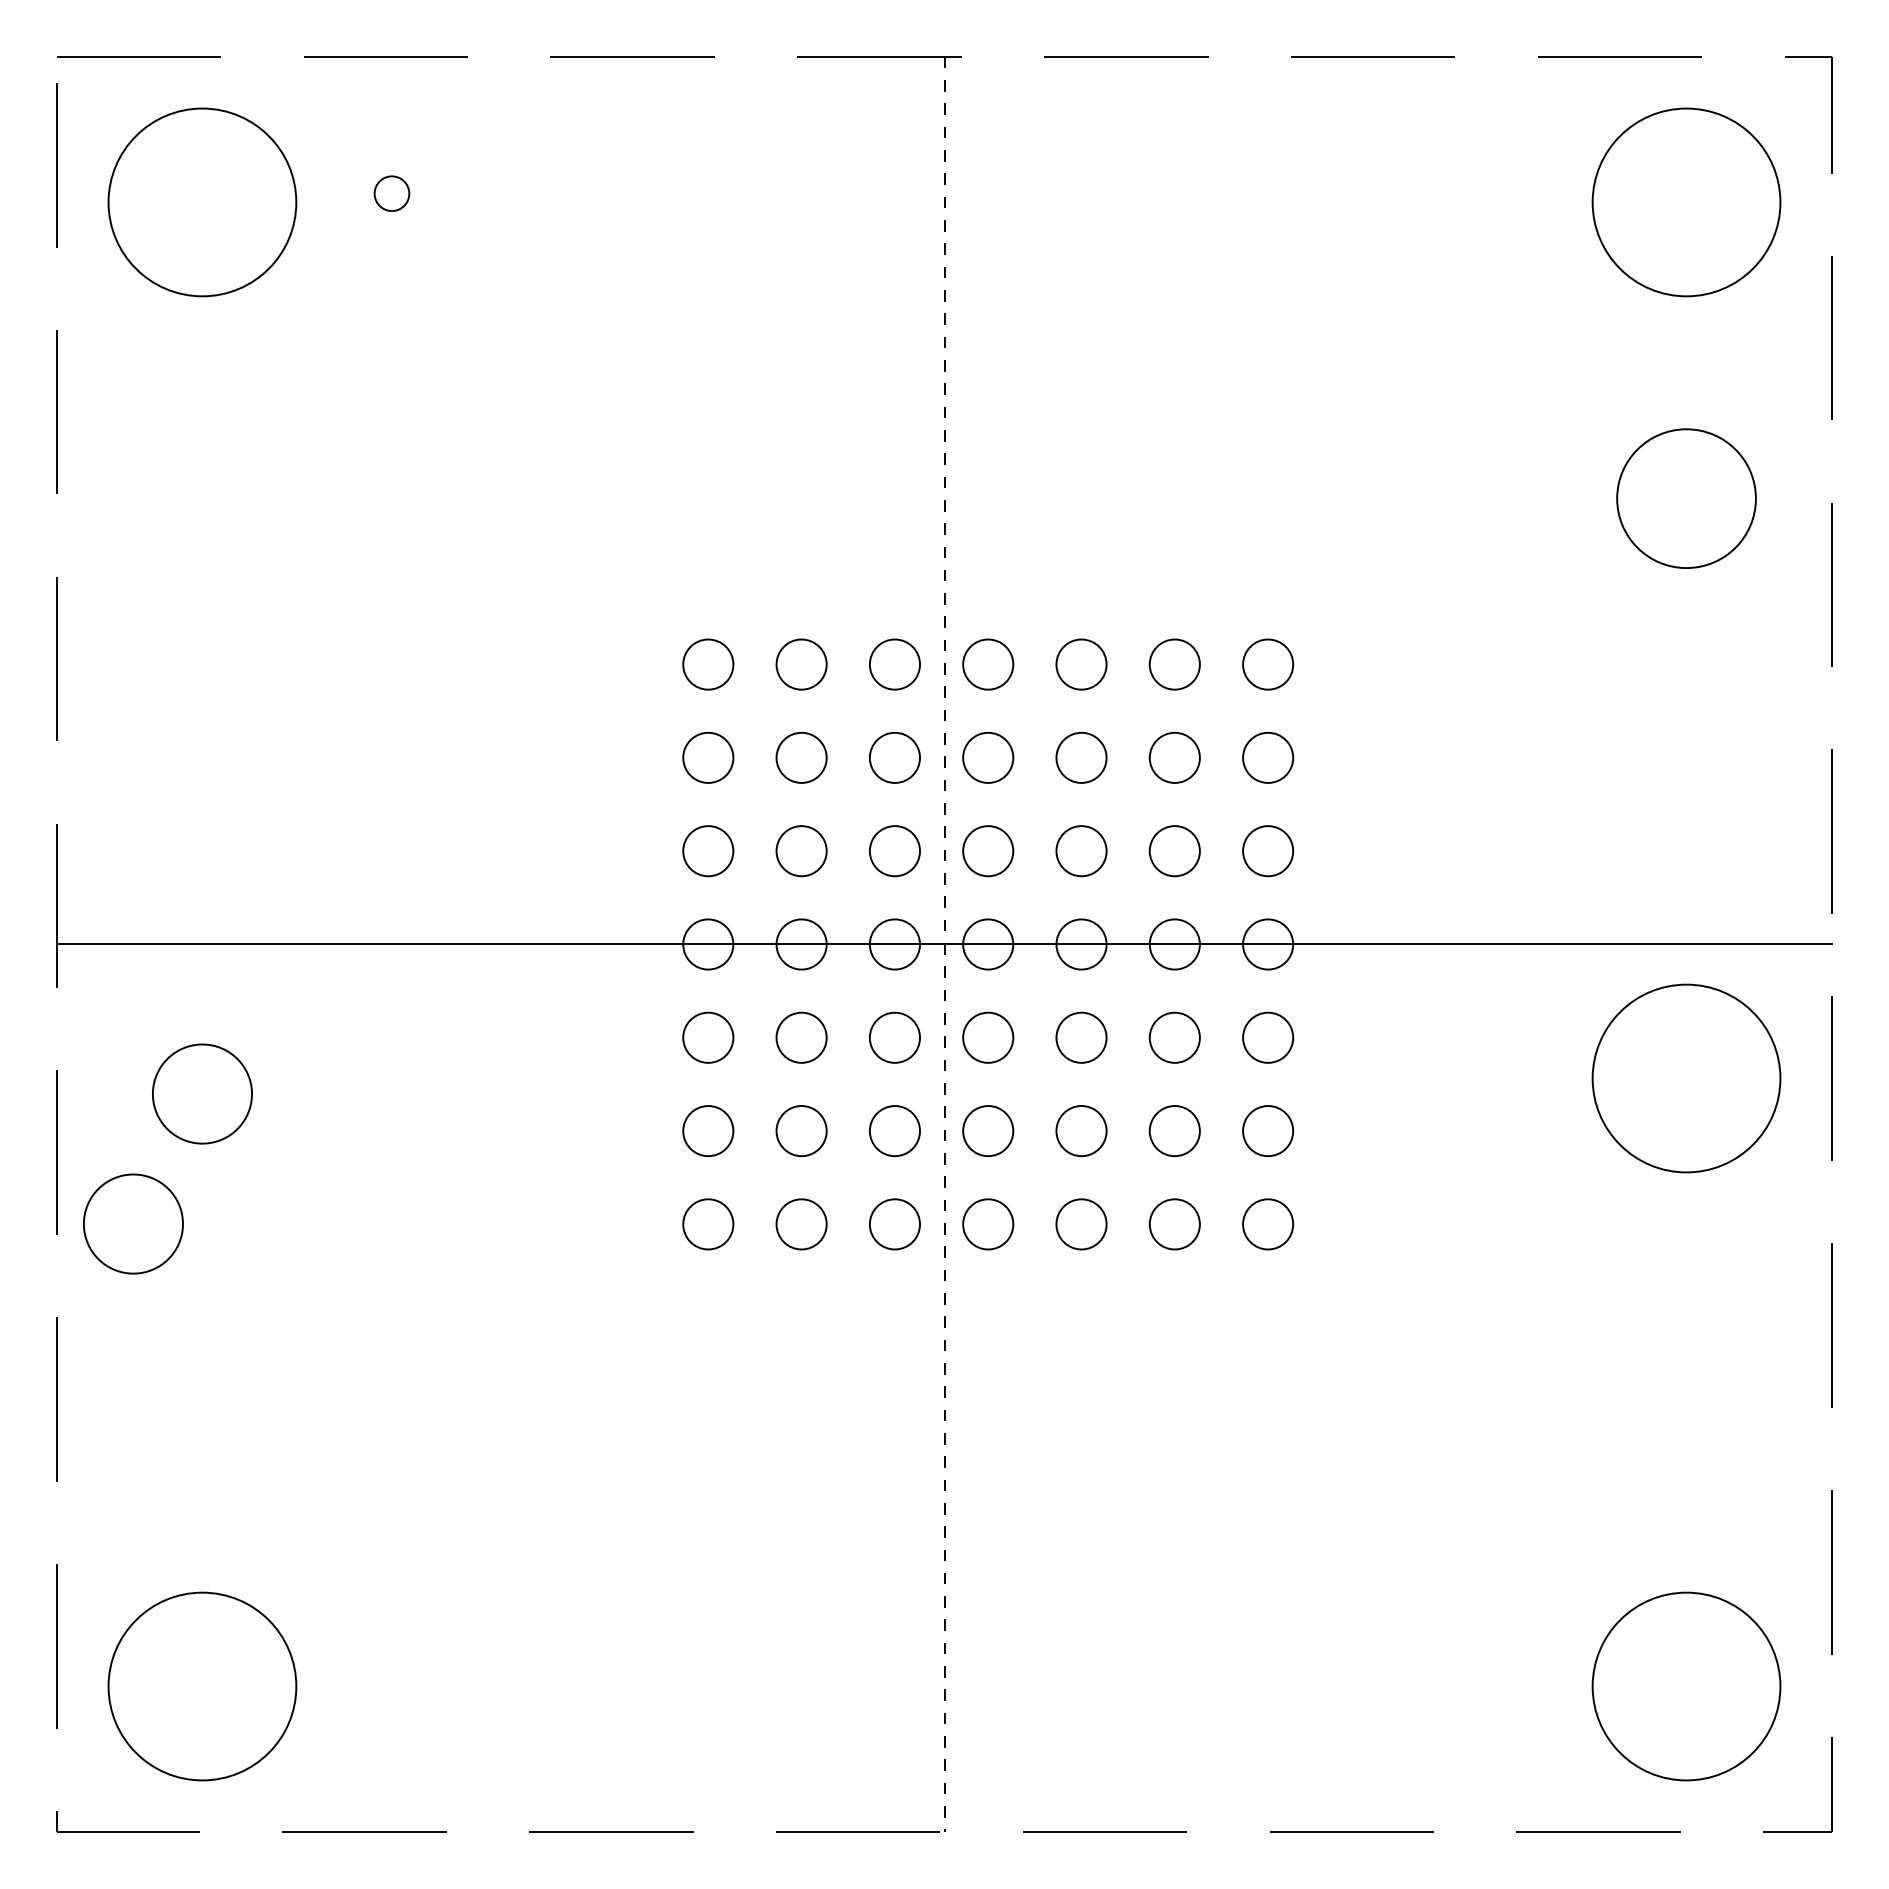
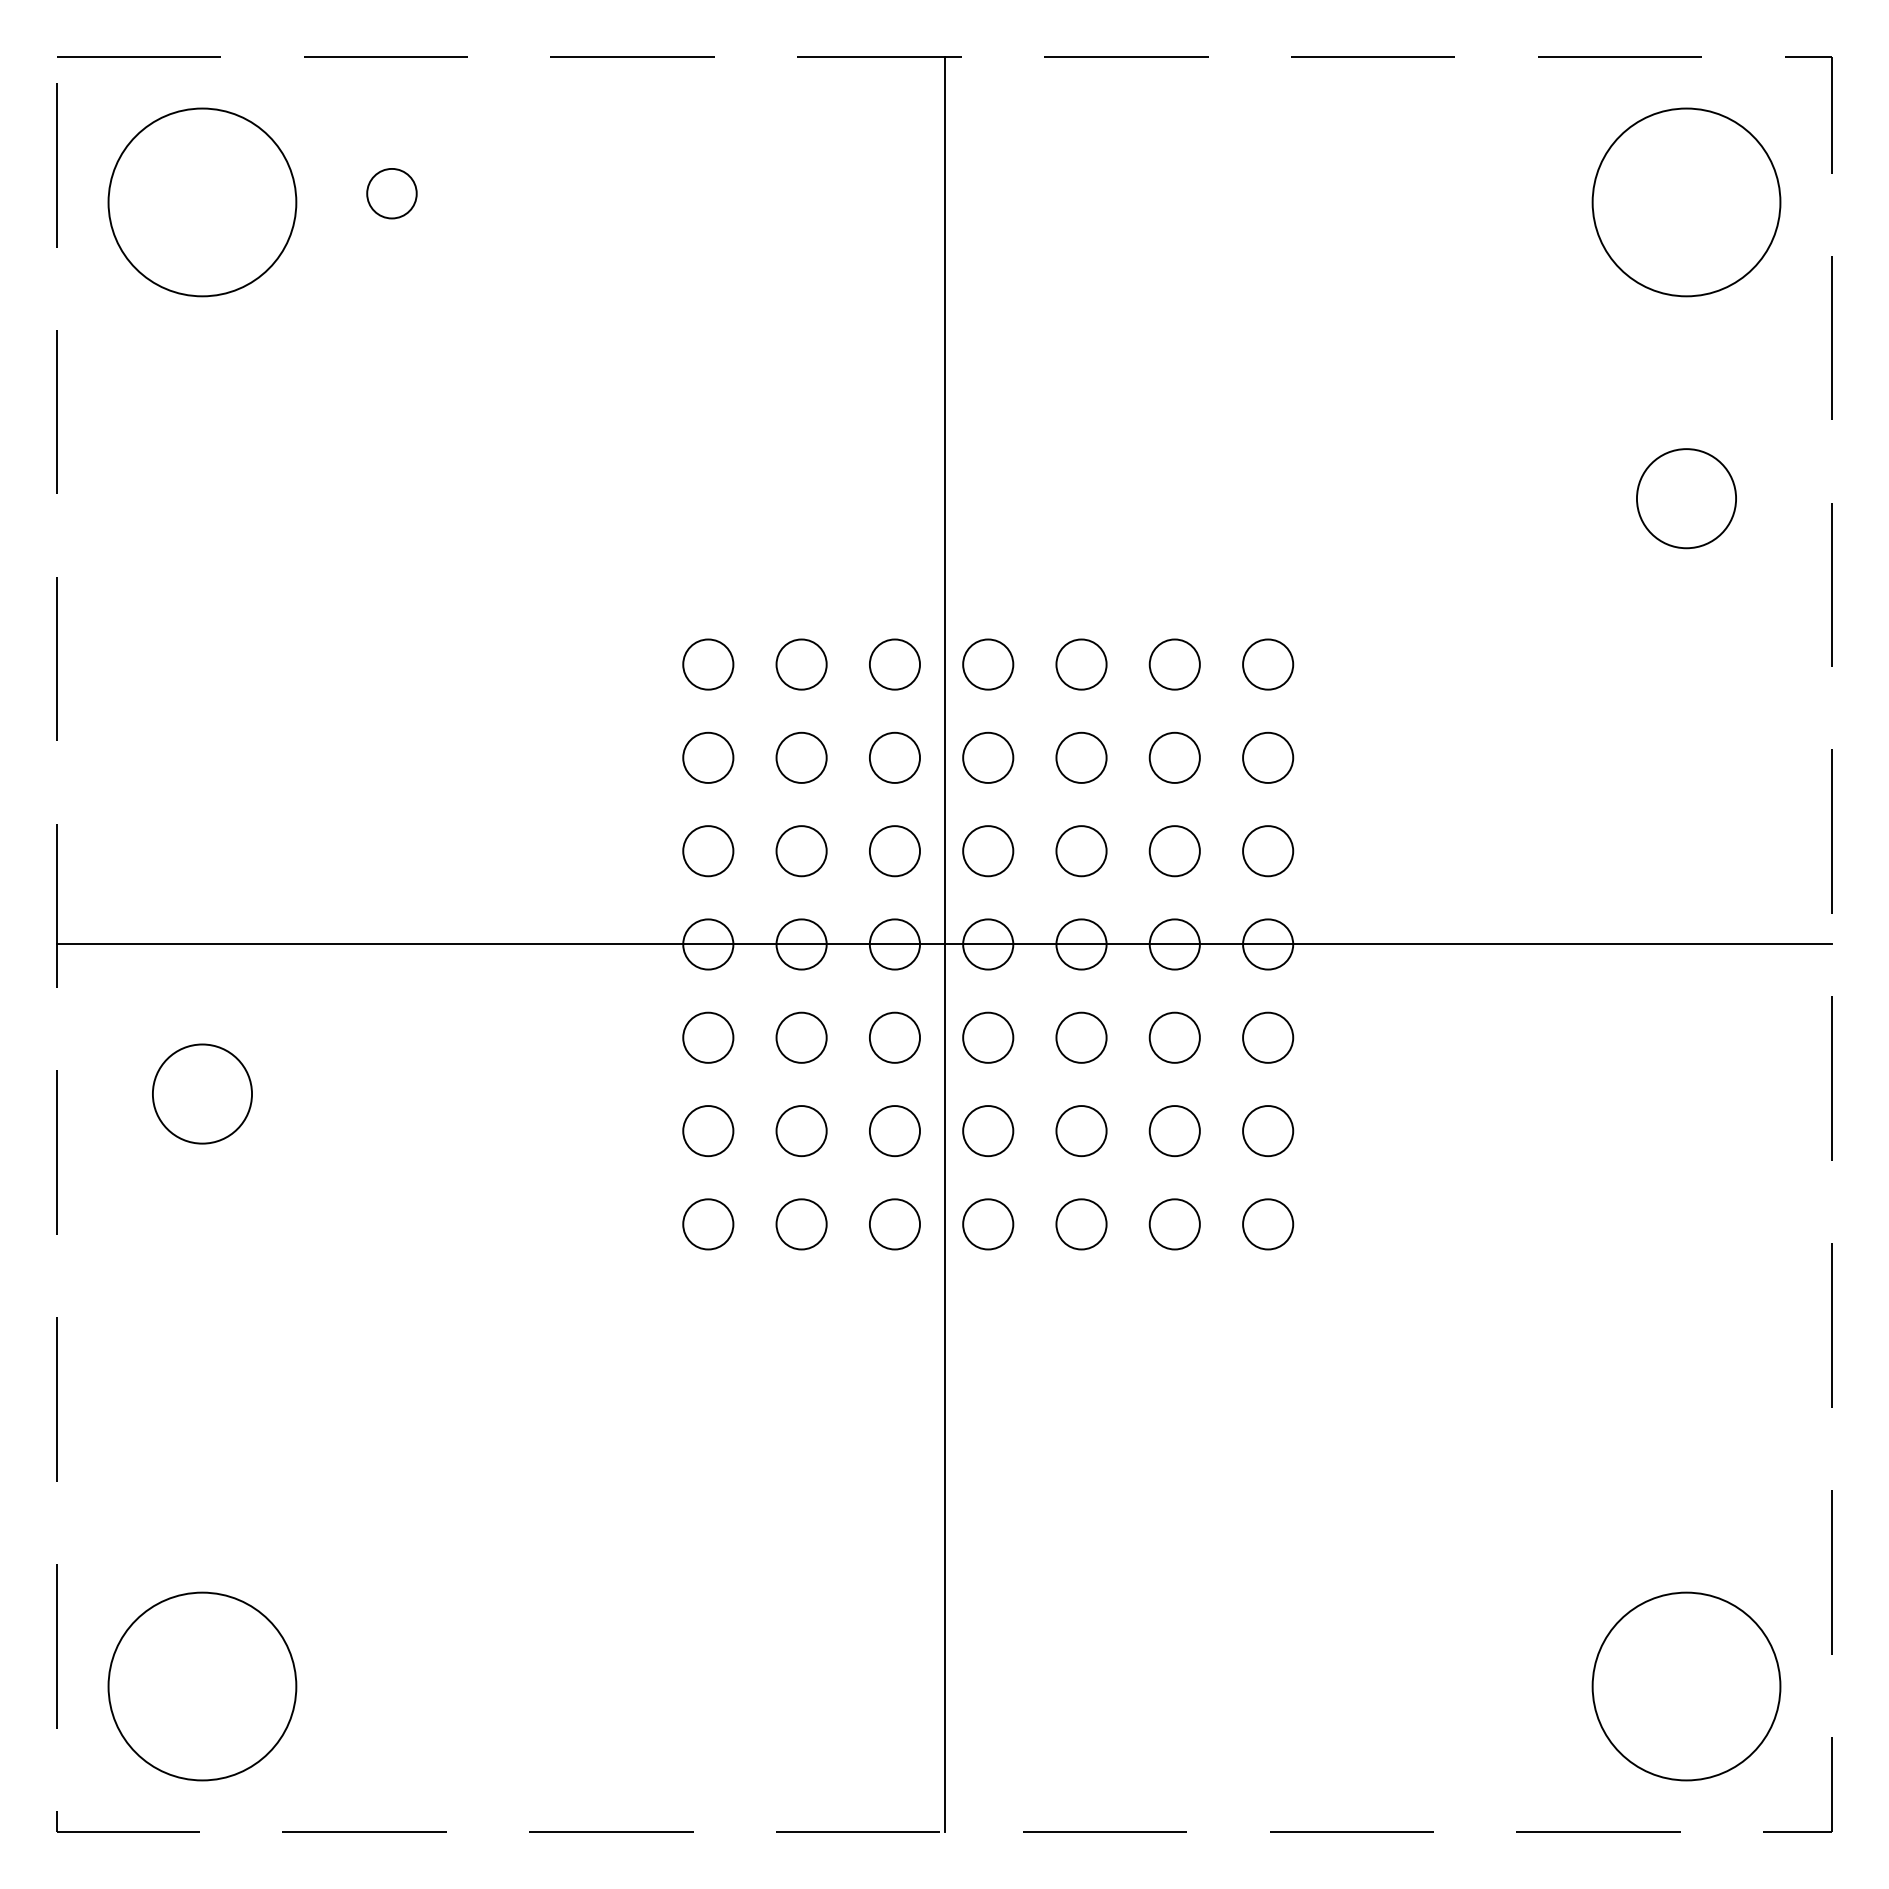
circle diameter: 35 px -> 50 px (391, 193)
circle diameter: 139 px -> 99 px (1686, 498)
line: dashed -> solid (944, 944)
circle: present -> none (1686, 1078)
circle: present -> none (133, 1223)
